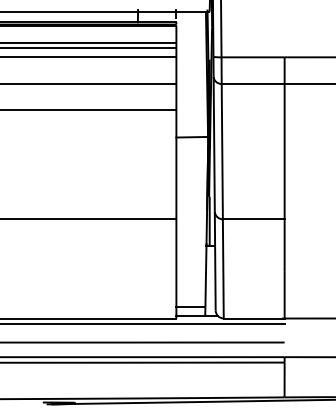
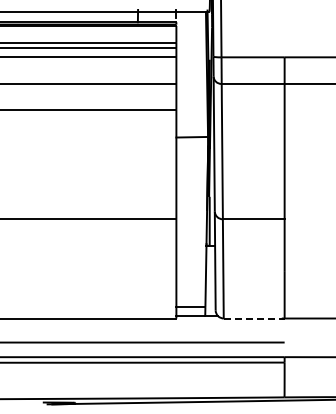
line: solid -> dashed (254, 318)
line: present -> none (143, 323)
